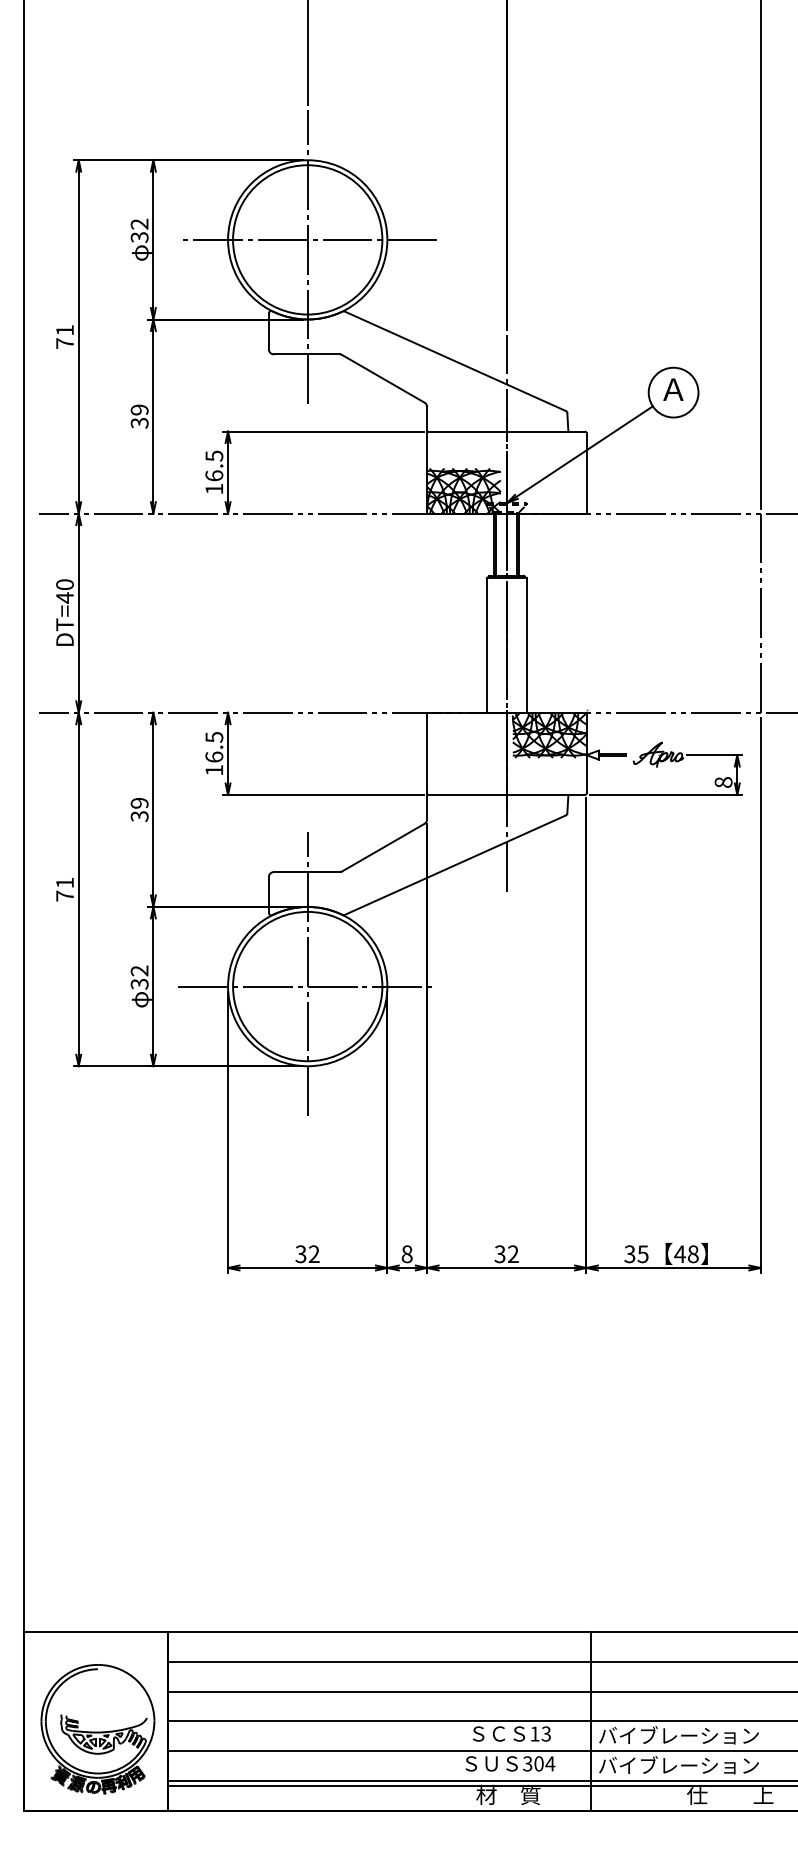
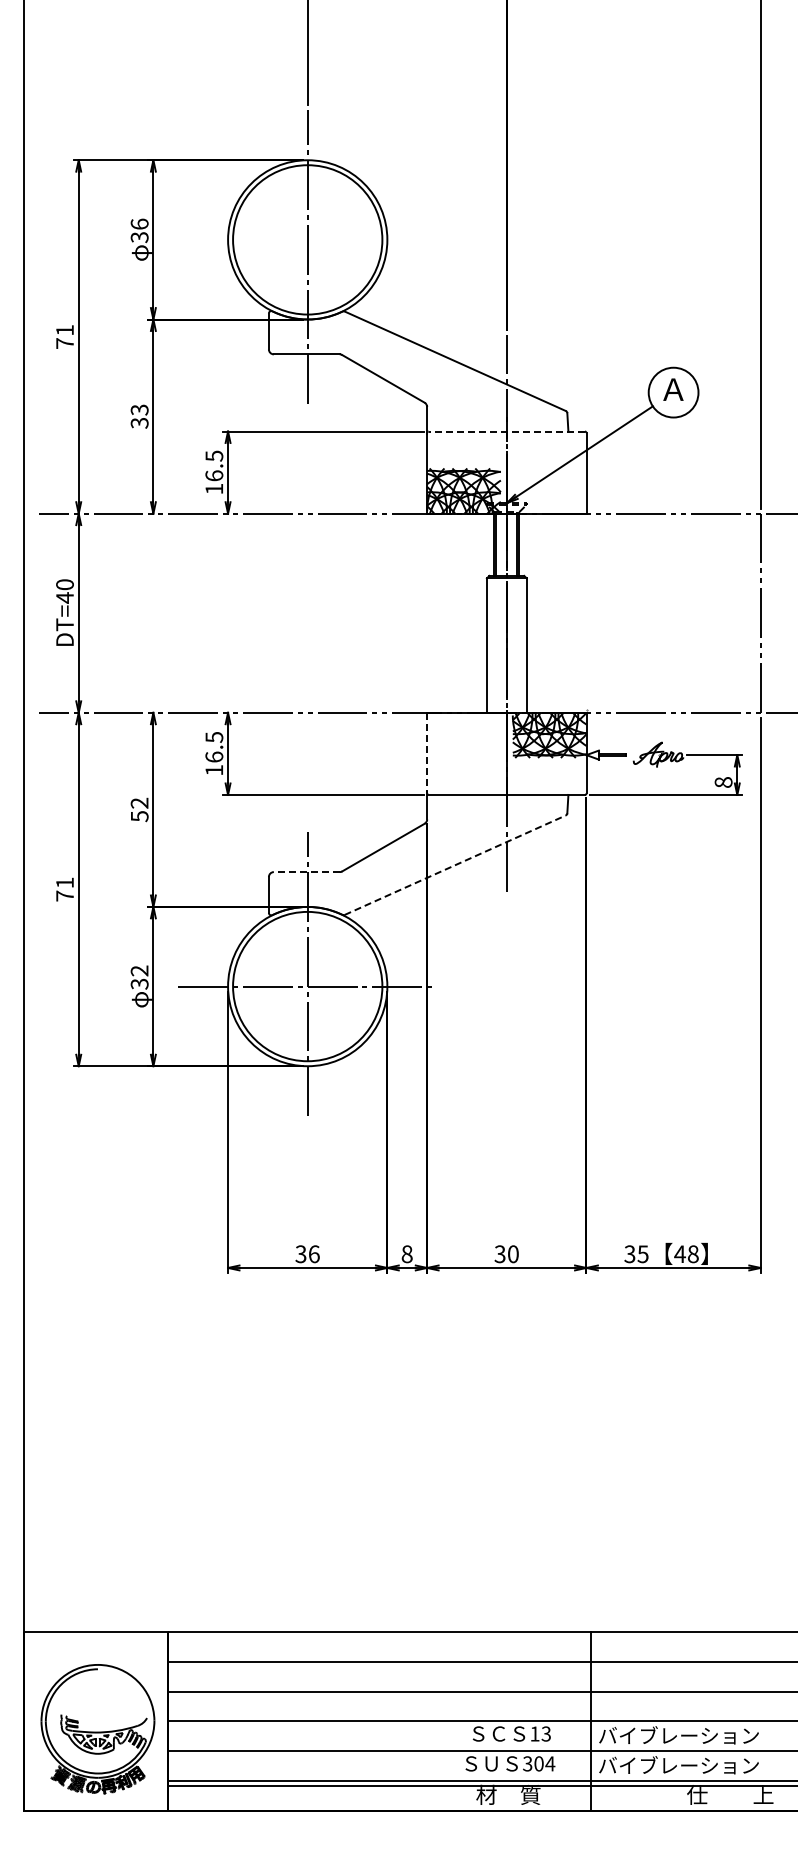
text: 32 -> 36 (139, 223)
line: present -> none (307, 239)
text: 39 -> 33 (139, 409)
line: solid -> dashed (506, 431)
line: solid -> dashed (427, 753)
text: 39 -> 52 (139, 809)
line: solid -> dashed (455, 865)
line: solid -> dashed (306, 872)
text: 32 -> 36 (313, 1254)
text: 32 -> 30 (512, 1254)
